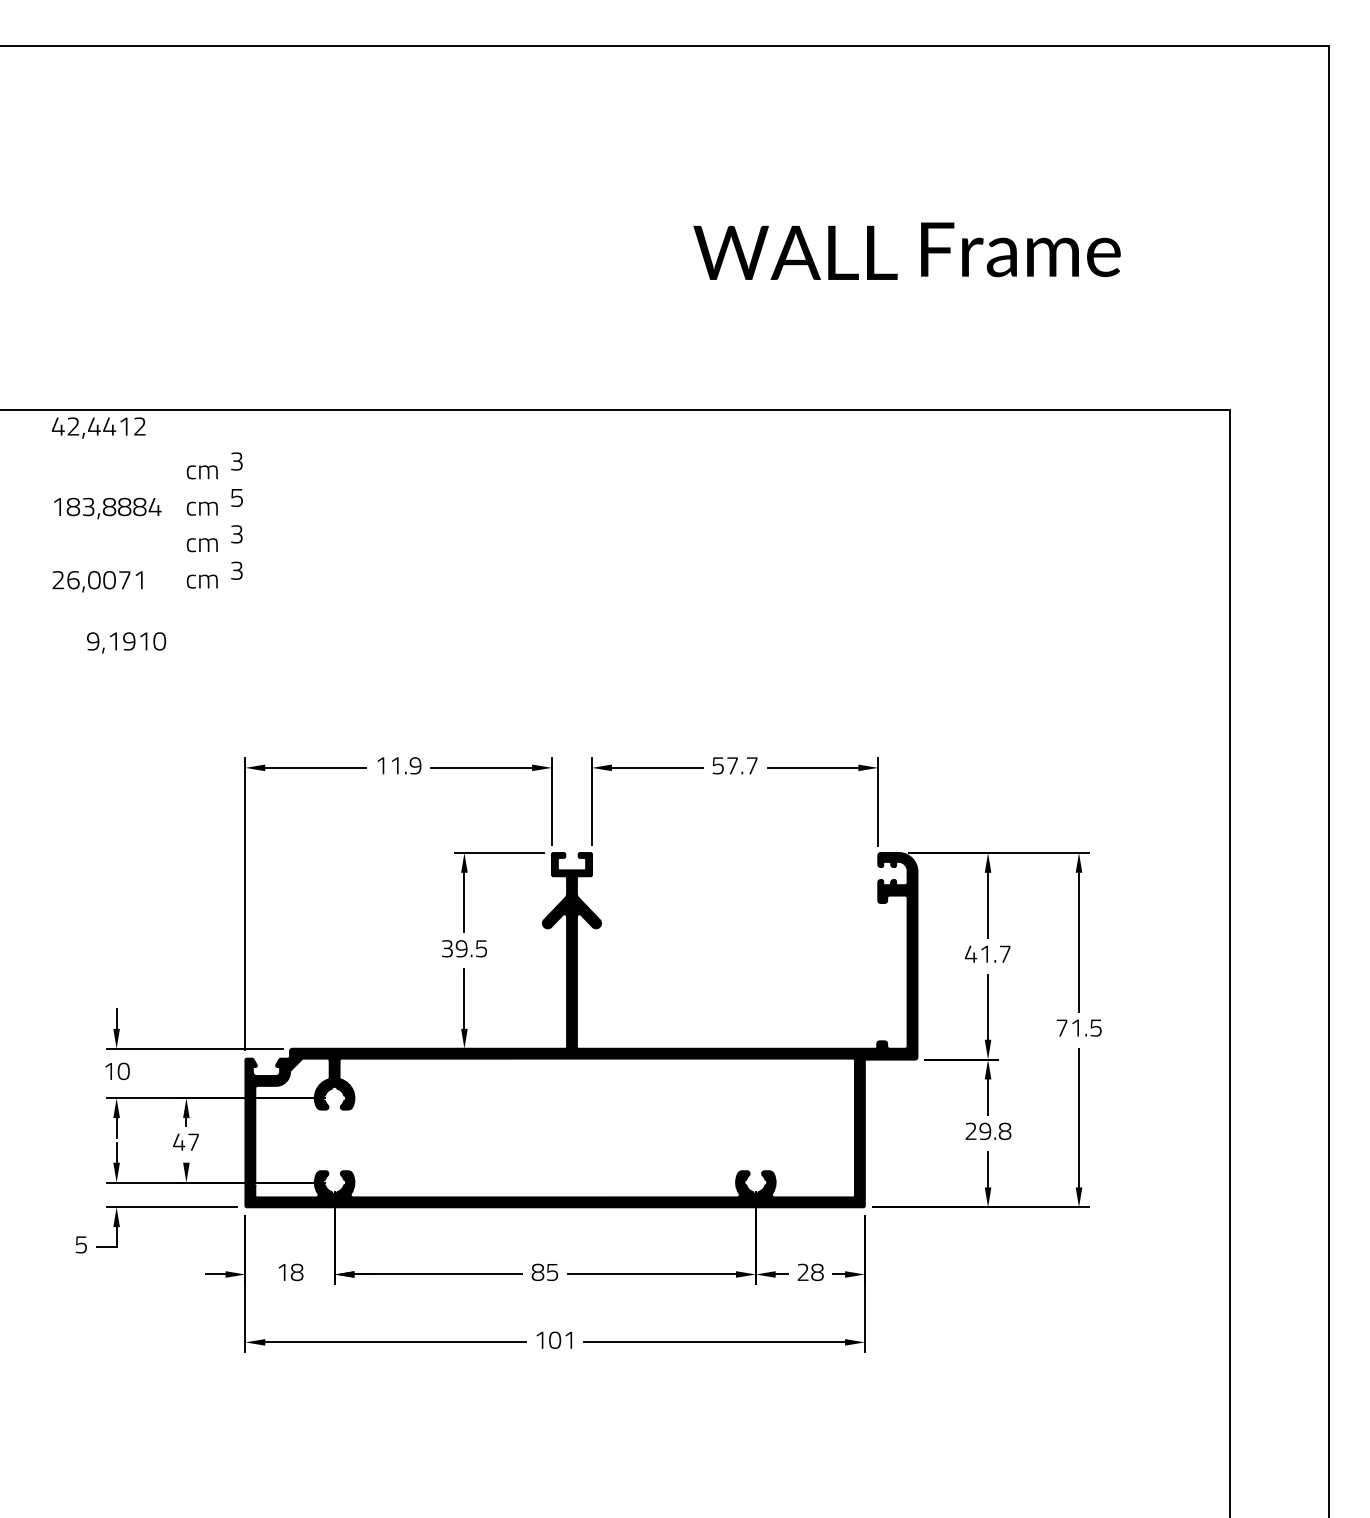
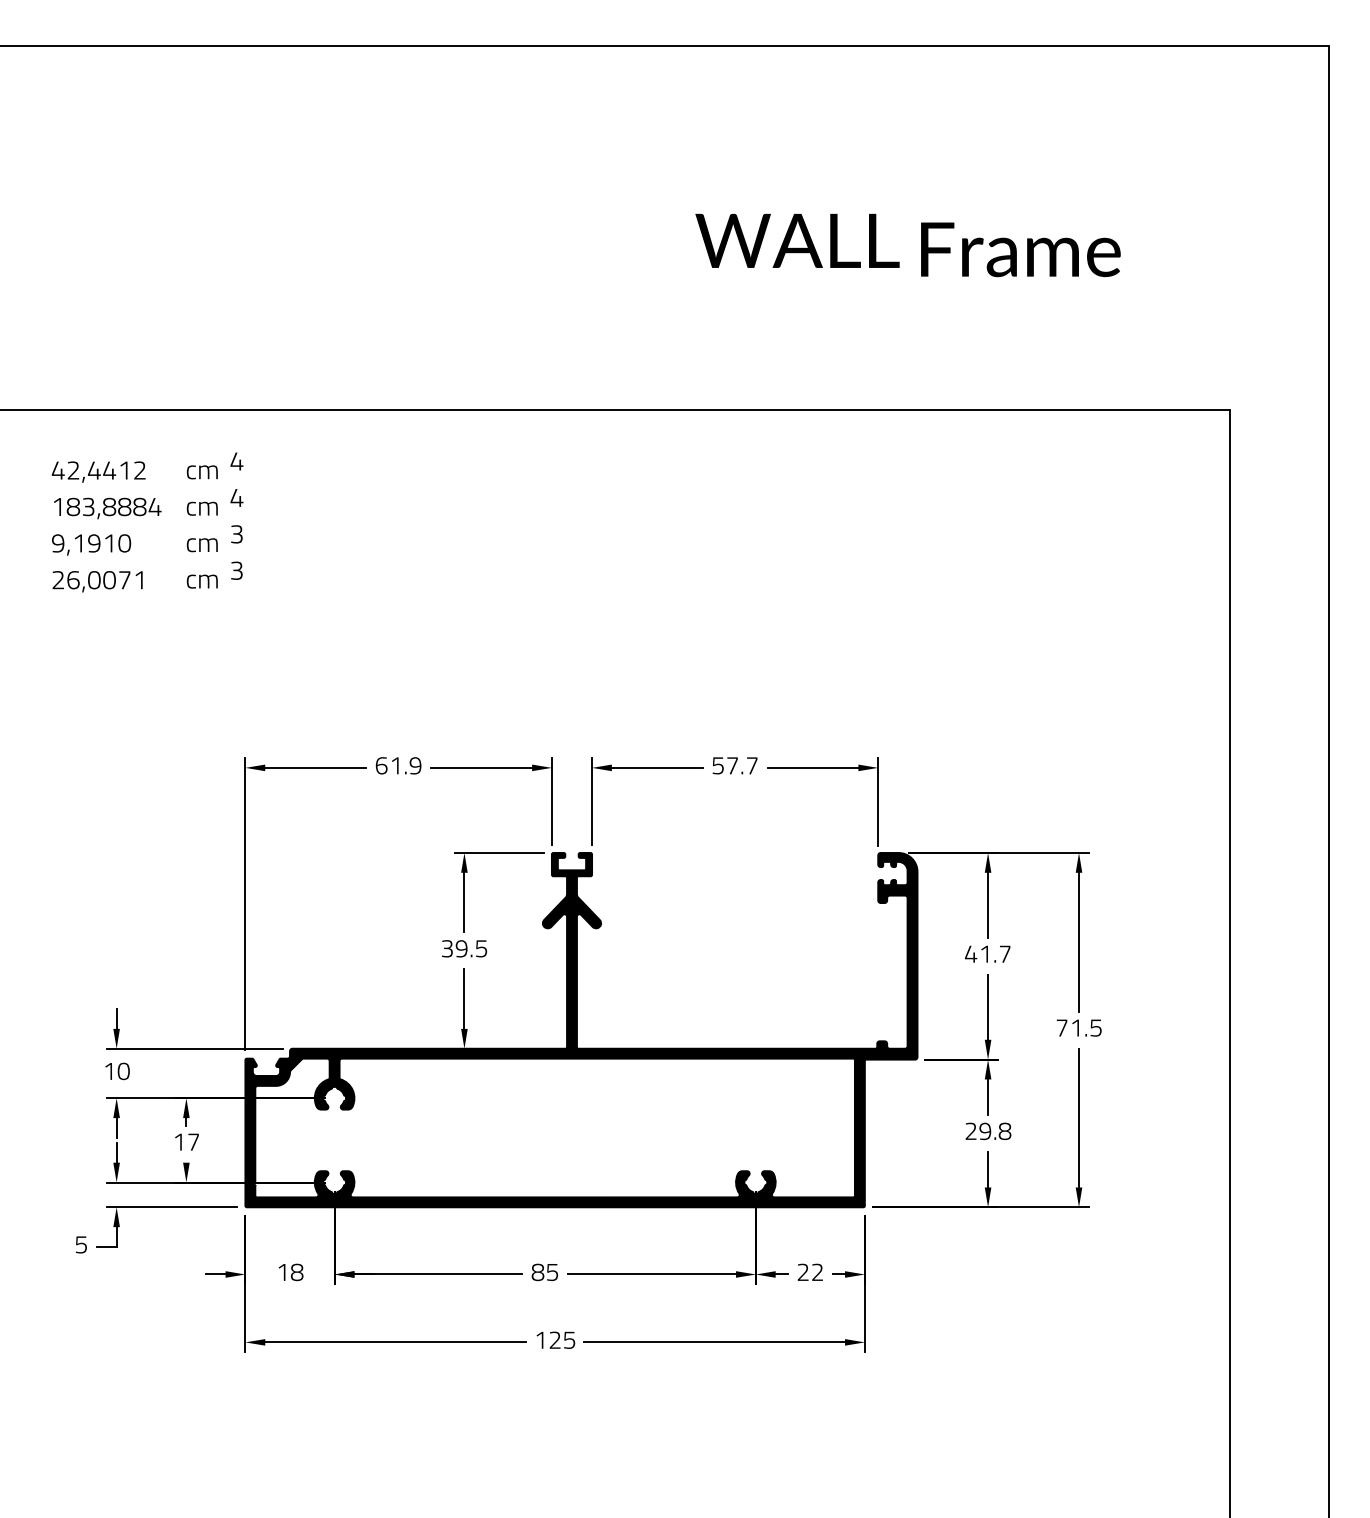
text position: (795, 252) -> (797, 240) (797, 240)
text position: (98, 427) -> (98, 471) (98, 471)
text: 3 -> 4 (236, 461)
text: 5 -> 4 (236, 497)
text position: (126, 642) -> (91, 544) (91, 544)
text: 11.9 -> 61.9 (381, 765)
text: 47 -> 17 (179, 1141)
text: 28 -> 22 (817, 1272)
text: 101 -> 125 (562, 1339)
